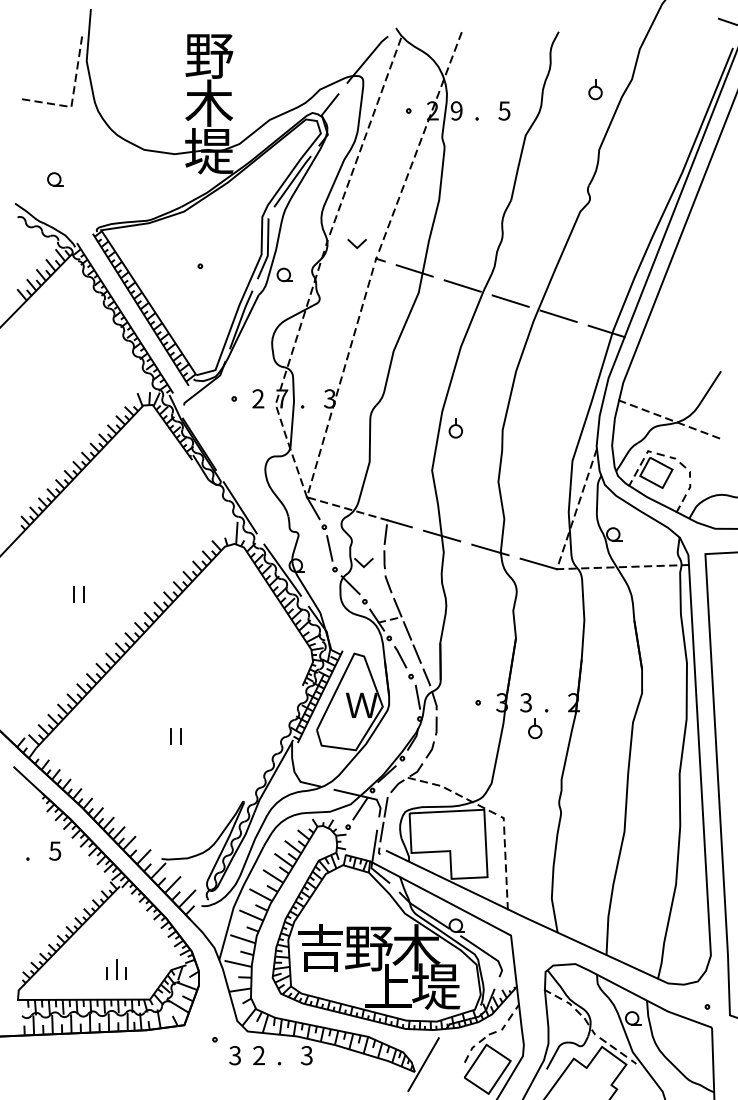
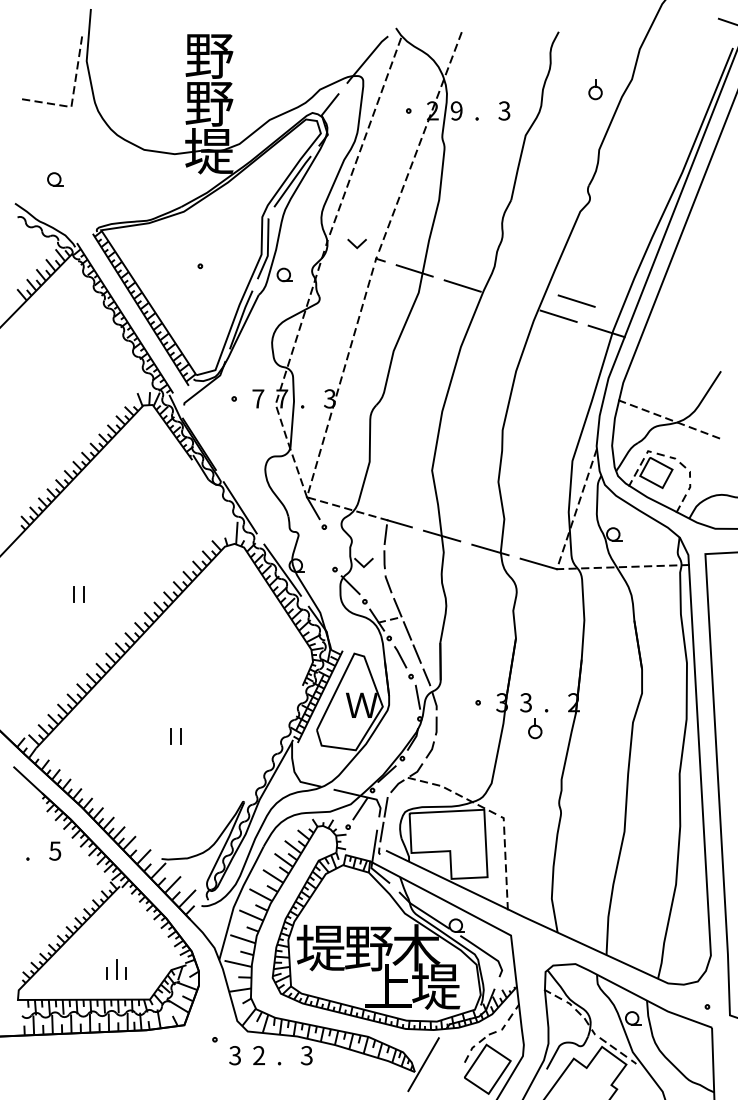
text: 木 -> 野 (209, 102)
text: 5 -> 3 (504, 110)
line position: (510, 300) -> (576, 300) (576, 300)
text: 2 -> 7 (258, 398)
part: present -> none (455, 428)
line: present -> none (329, 548)
text: 吉 -> 堤 (320, 947)
